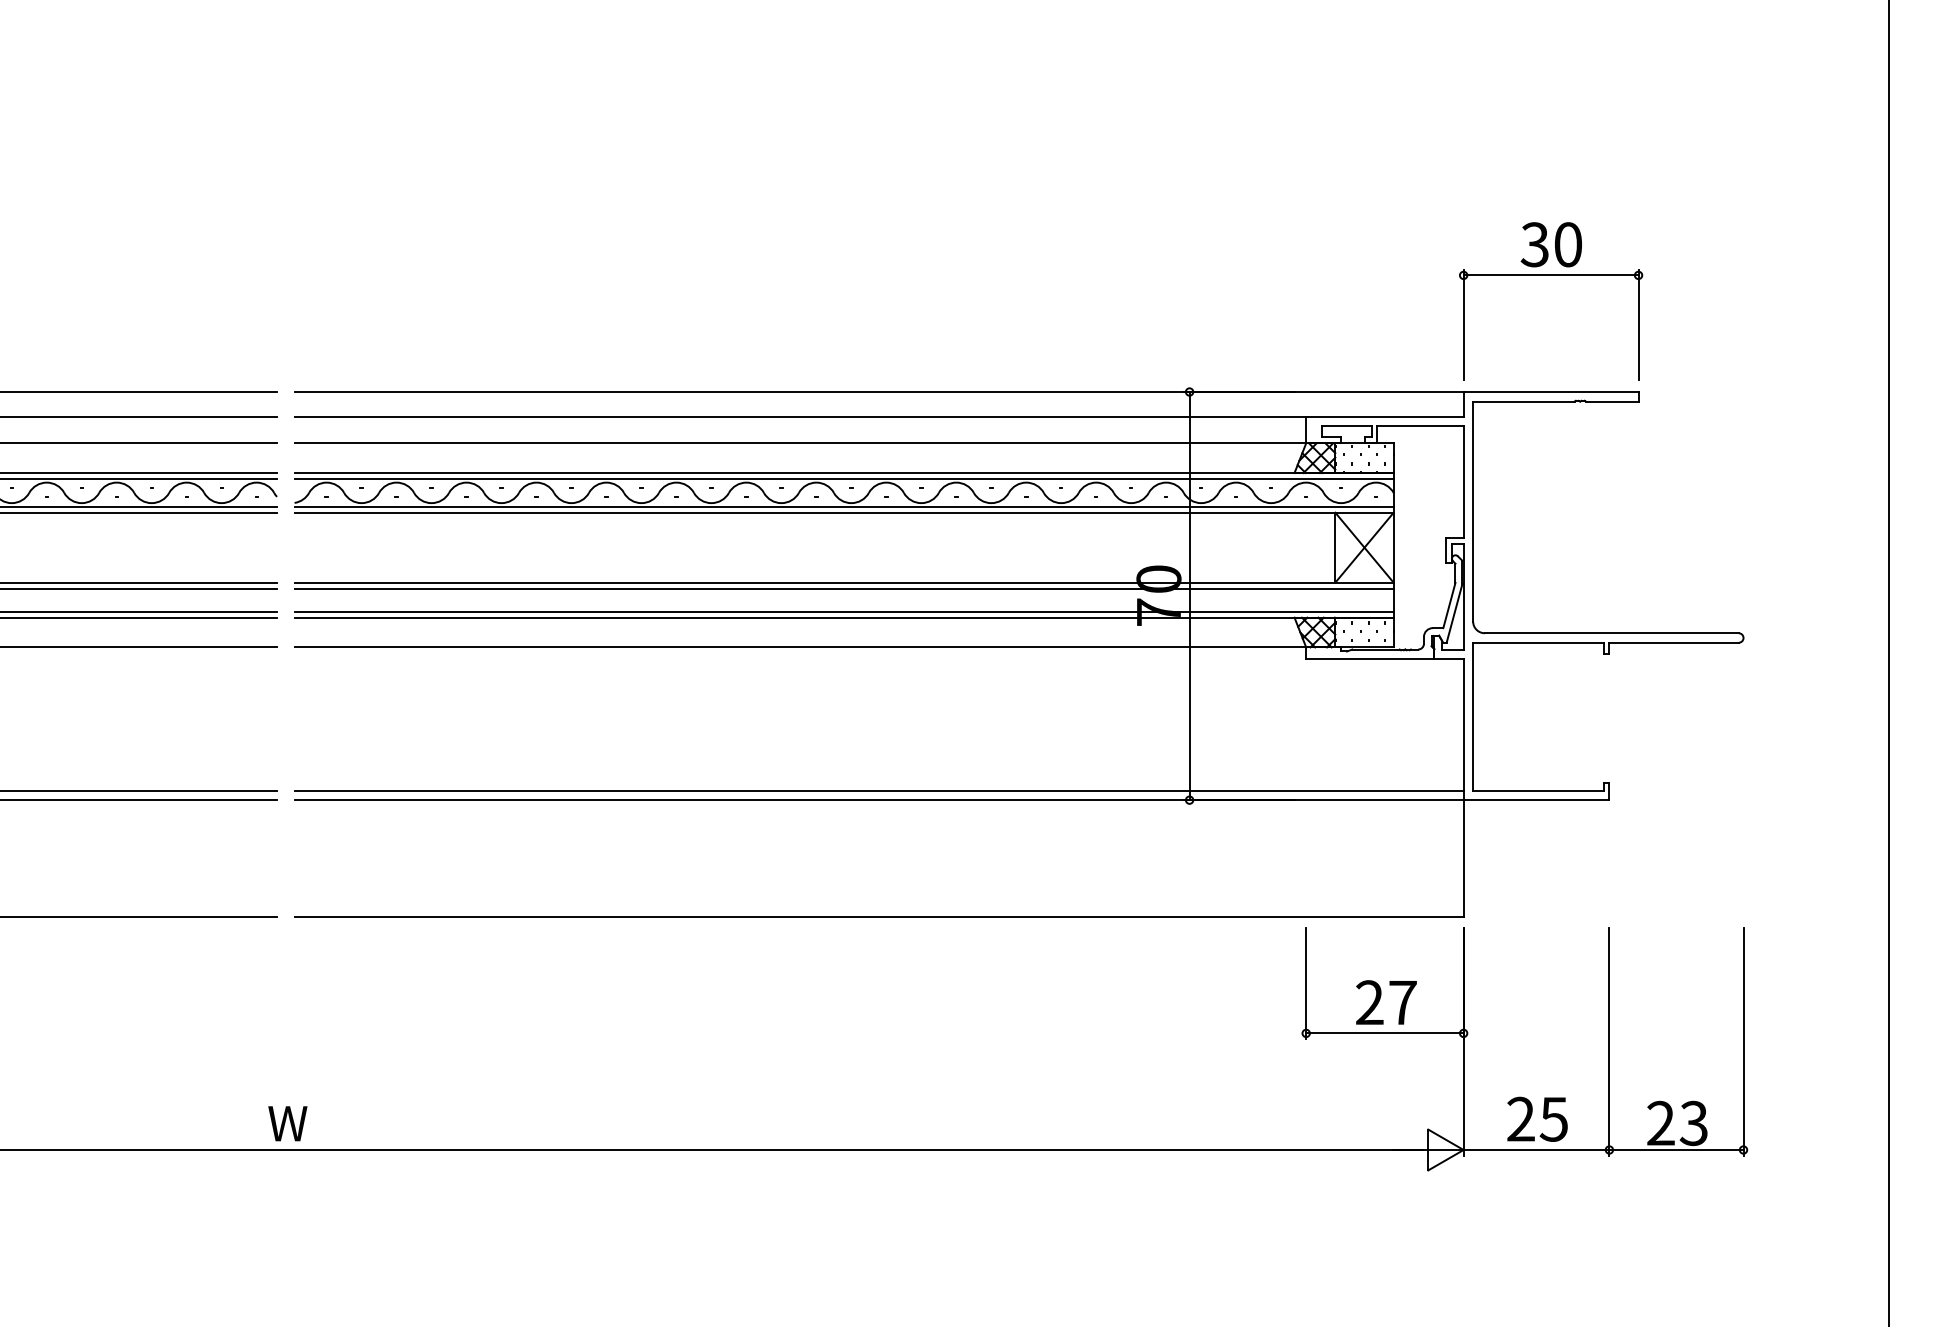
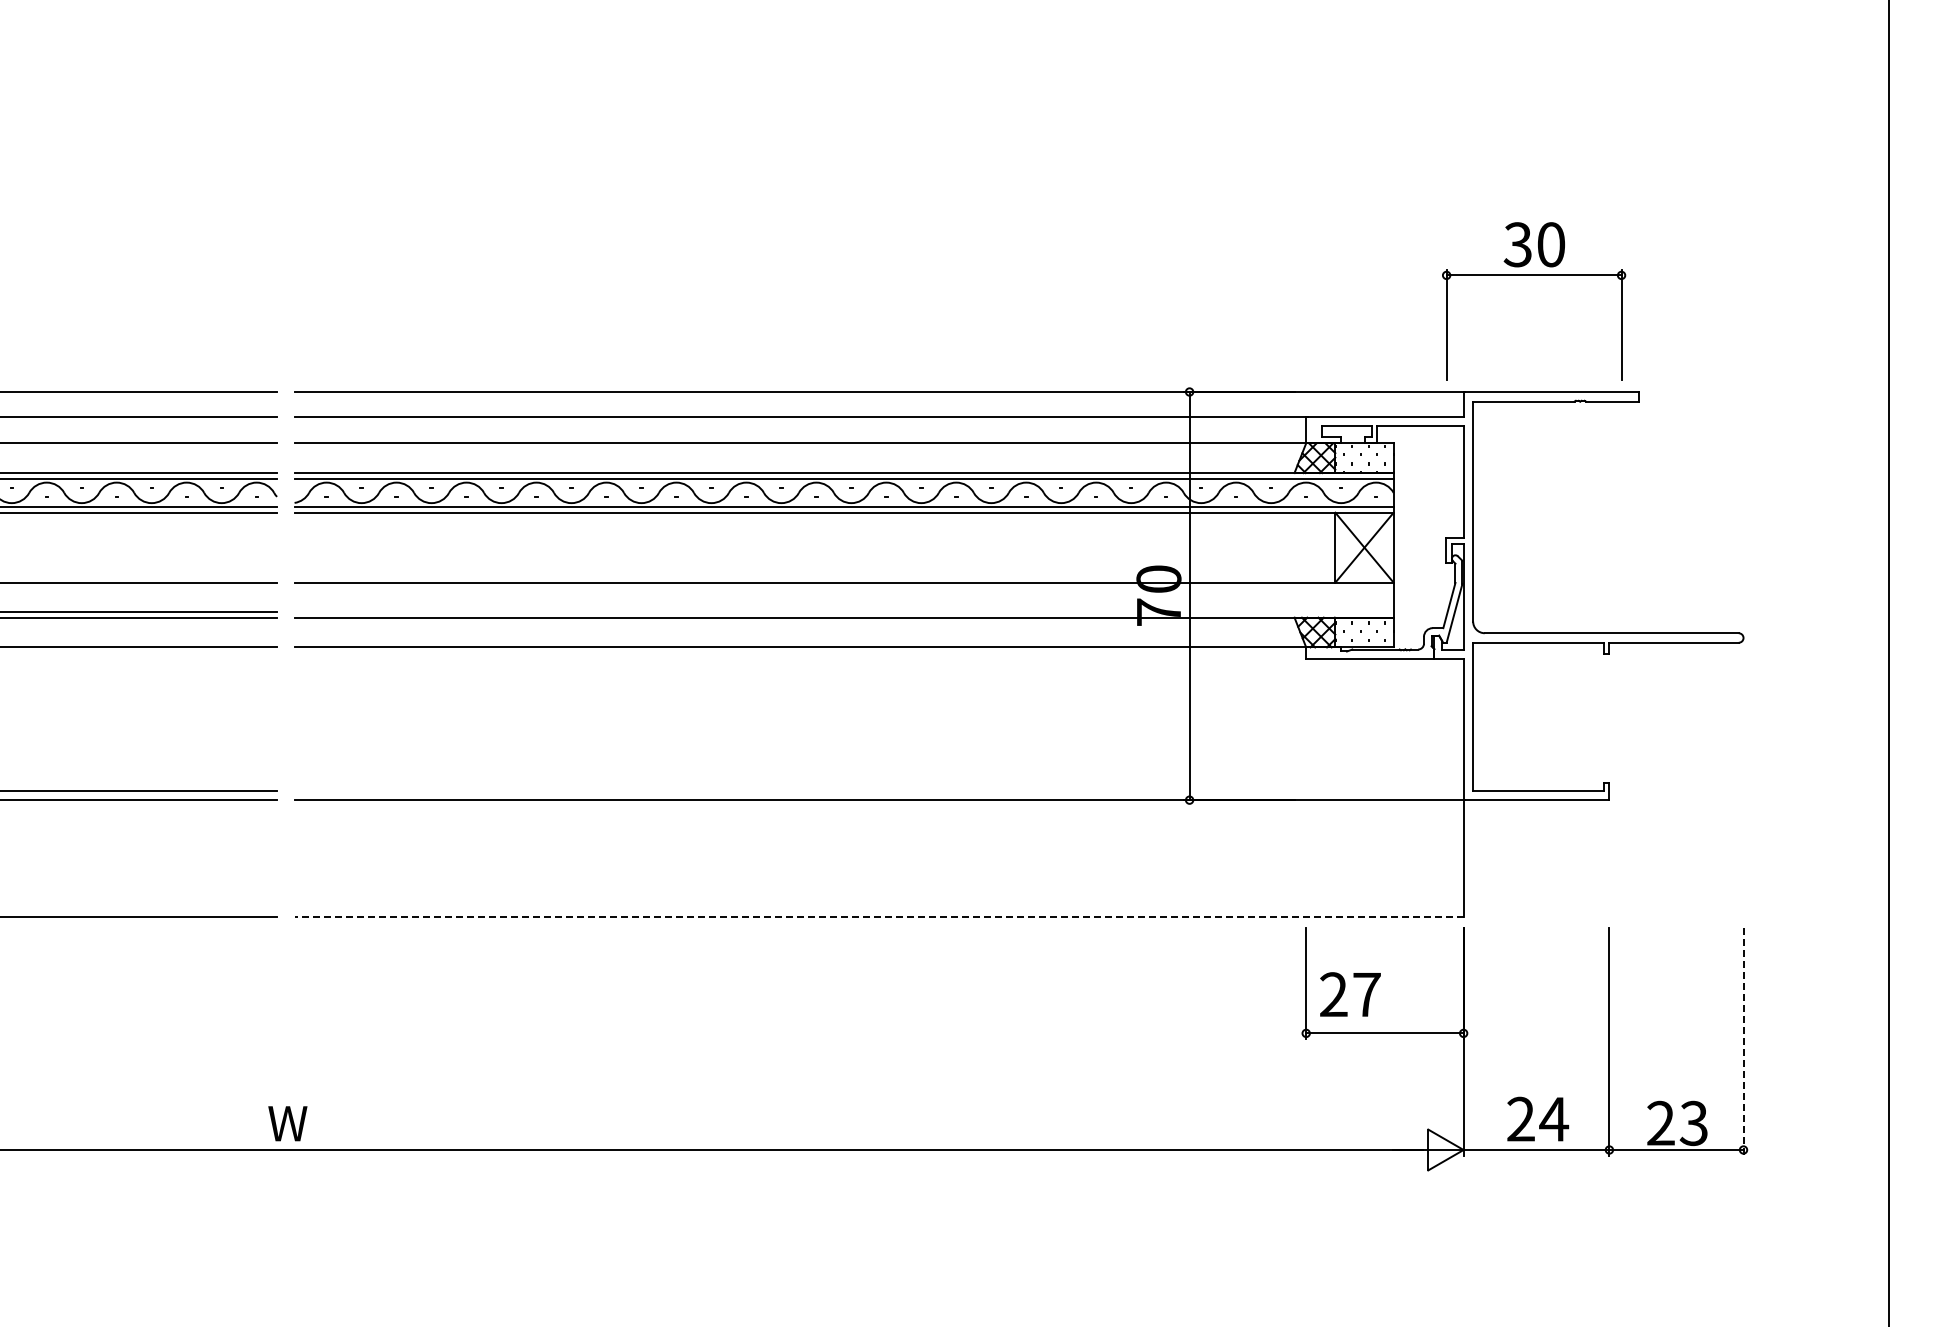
part position: (1551, 275) -> (1534, 275) (1534, 275)
line: present -> none (139, 588)
line: present -> none (843, 588)
line: present -> none (843, 611)
line: present -> none (878, 790)
line: solid -> dashed (879, 916)
text position: (1386, 1002) -> (1350, 994) (1350, 994)
line: solid -> dashed (1743, 1042)
text: 25 -> 24 (1554, 1119)
